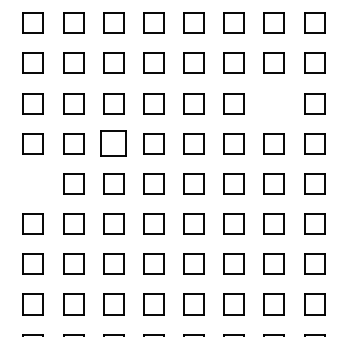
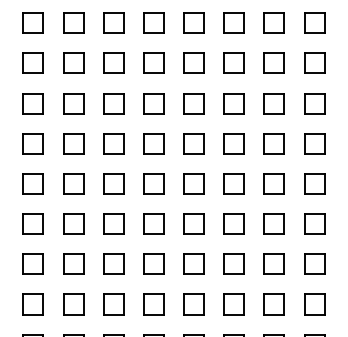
part: none -> present (273, 103)
part size: 27x27 px -> 22x22 px (113, 143)
part: none -> present (32, 183)
